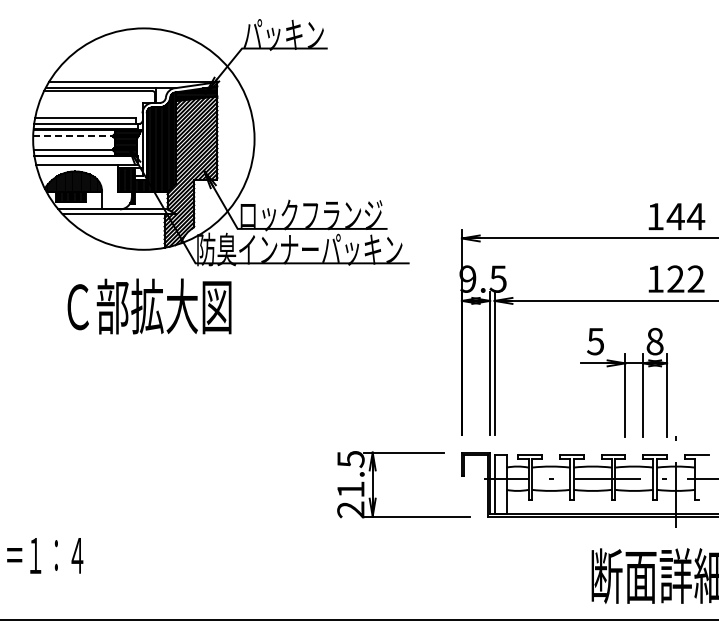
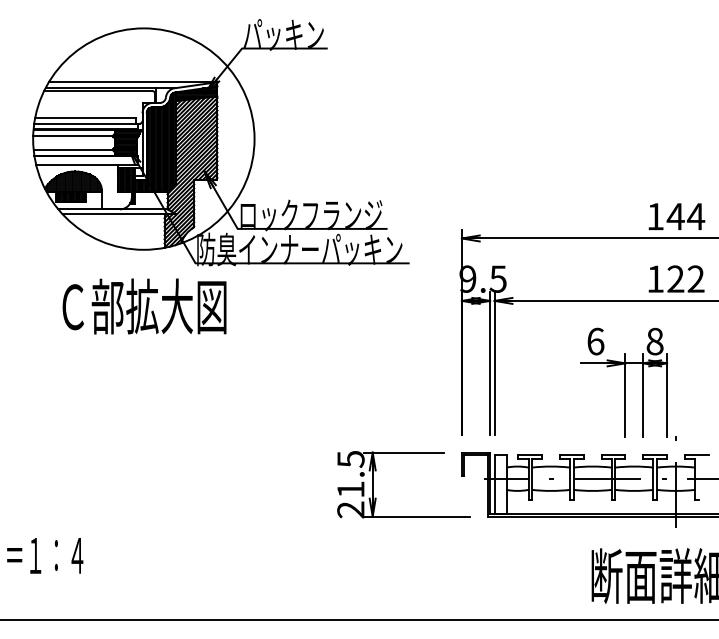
line: dashed -> solid (72, 136)
text position: (149, 306) -> (144, 306) (144, 306)
text: 5 -> 6 (595, 341)
